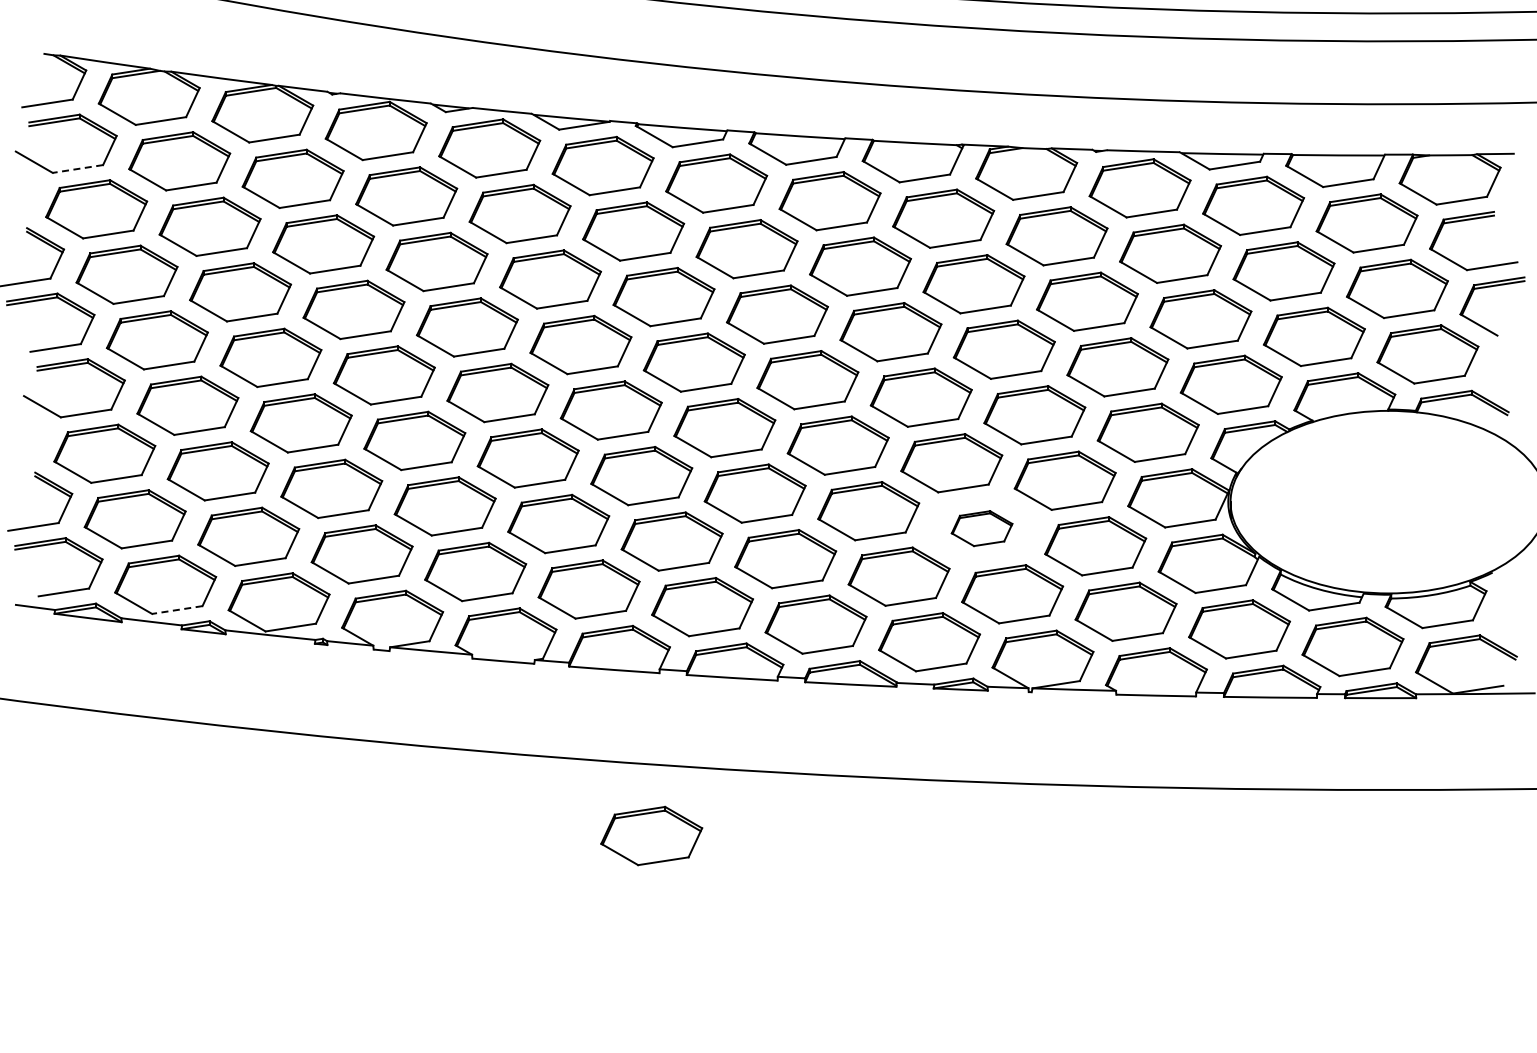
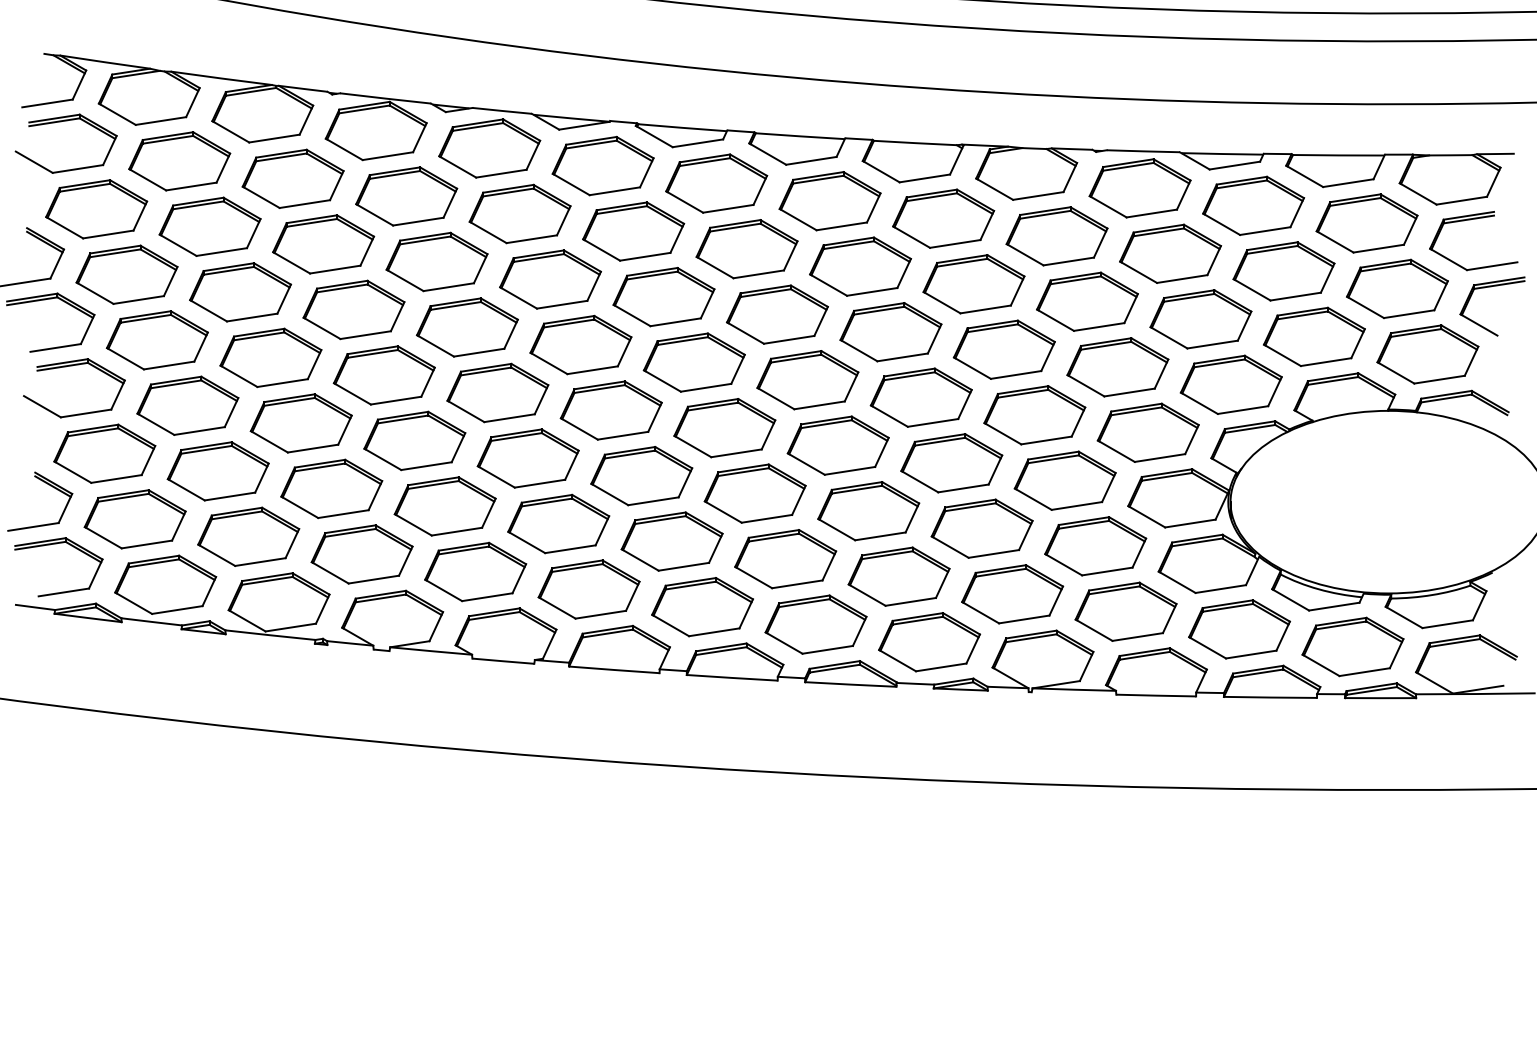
line: dashed -> solid (77, 169)
part size: 64x38 px -> 104x61 px (981, 528)
line: dashed -> solid (177, 610)
part: present -> none (651, 835)
